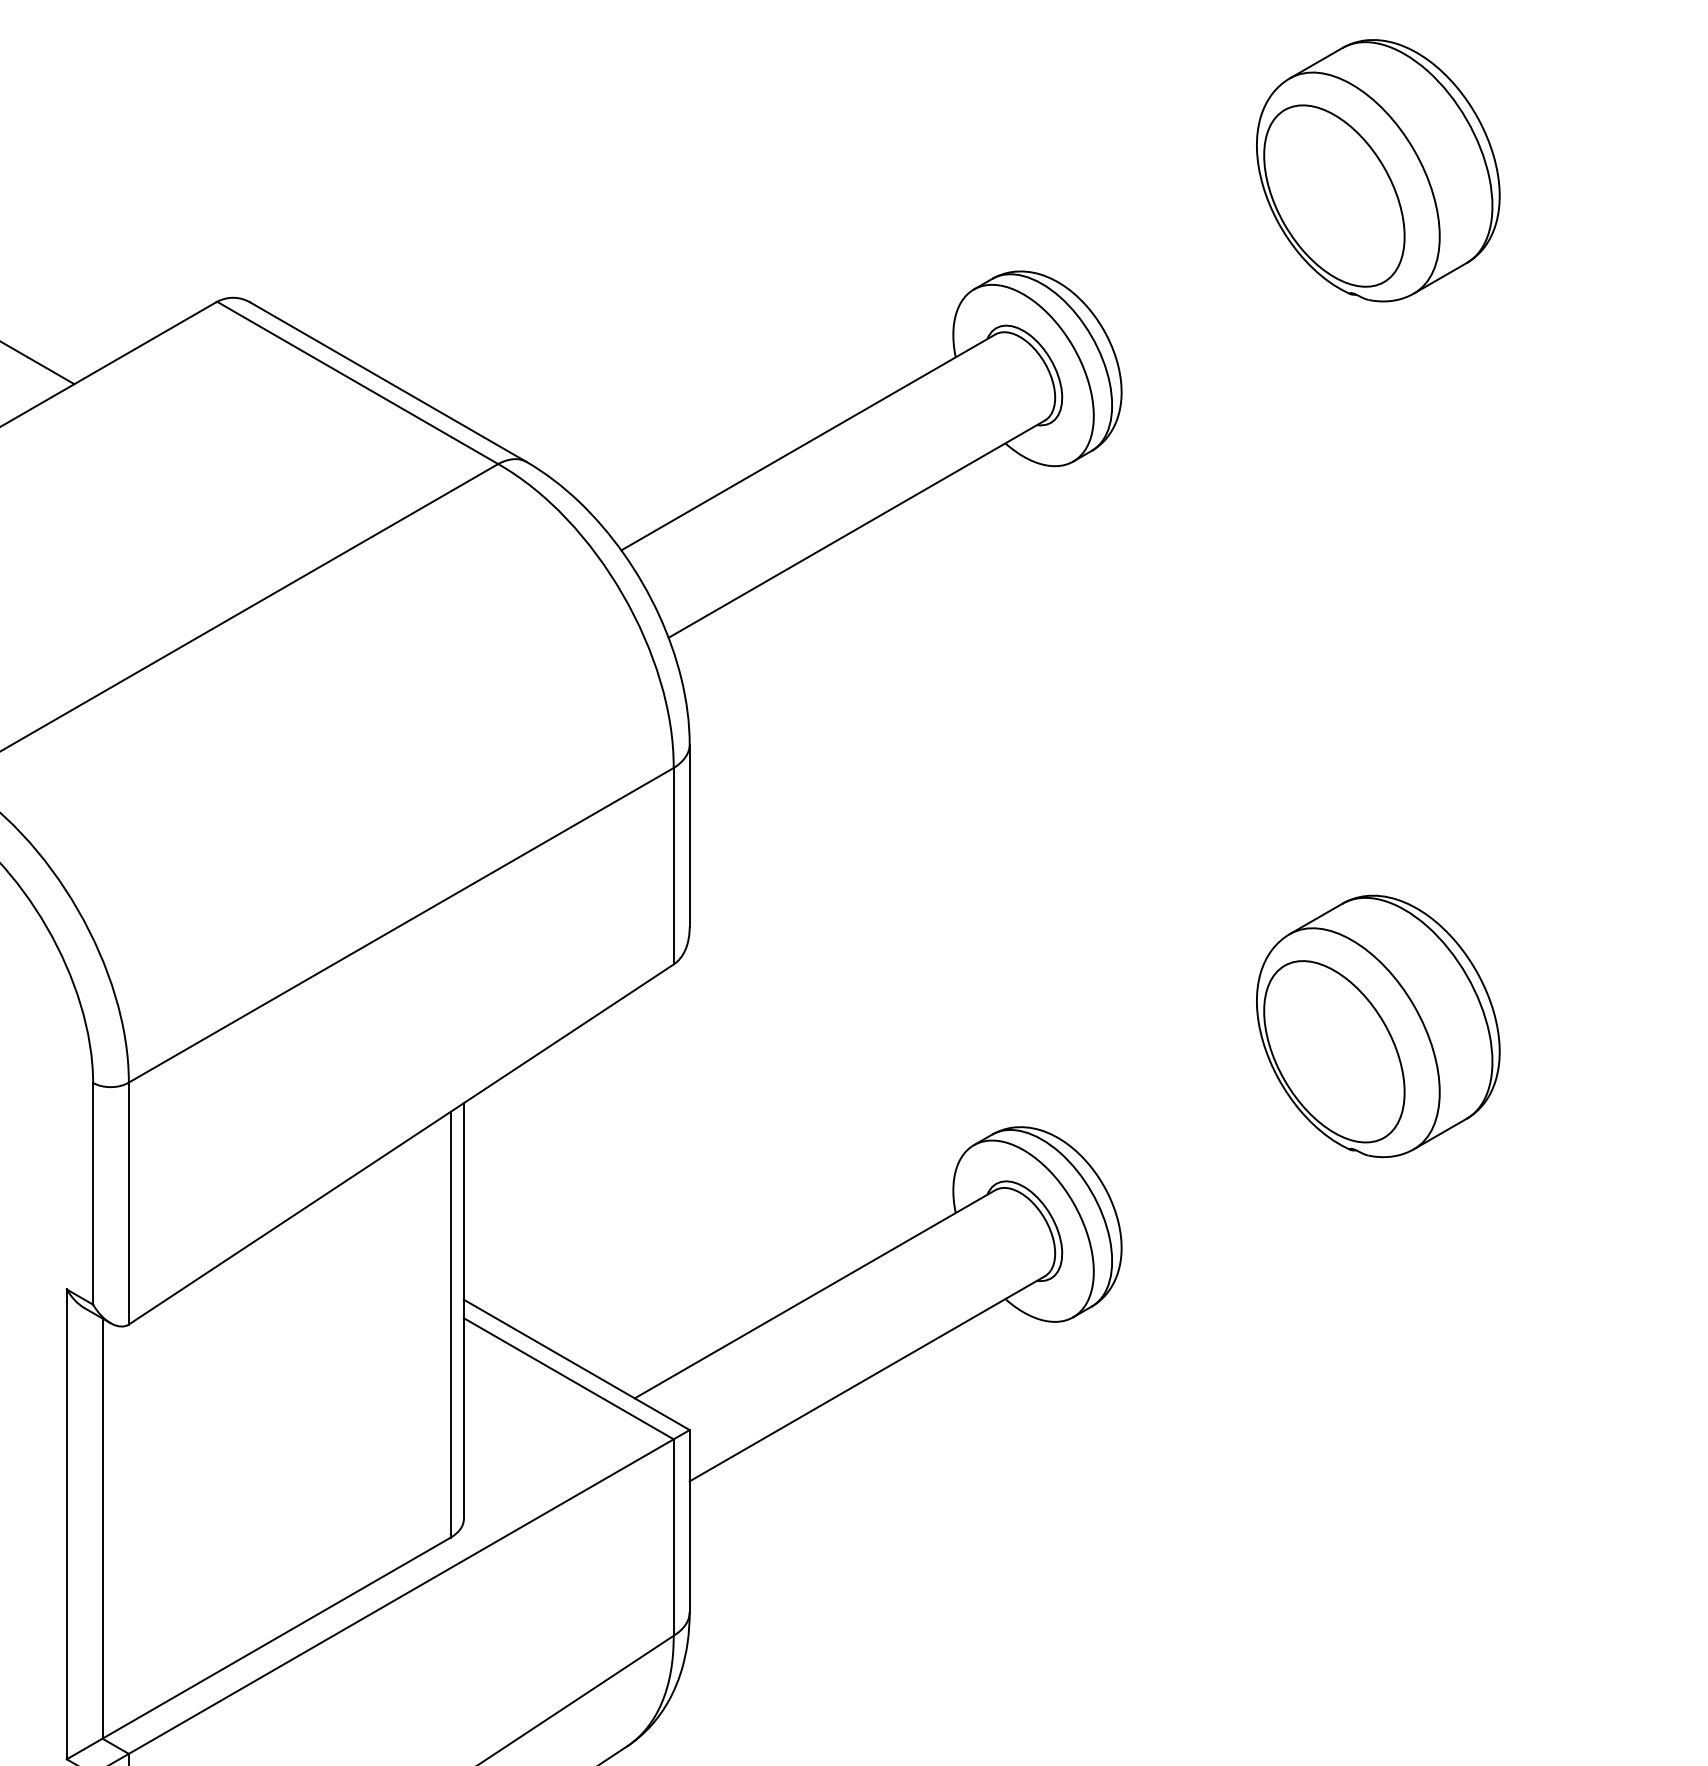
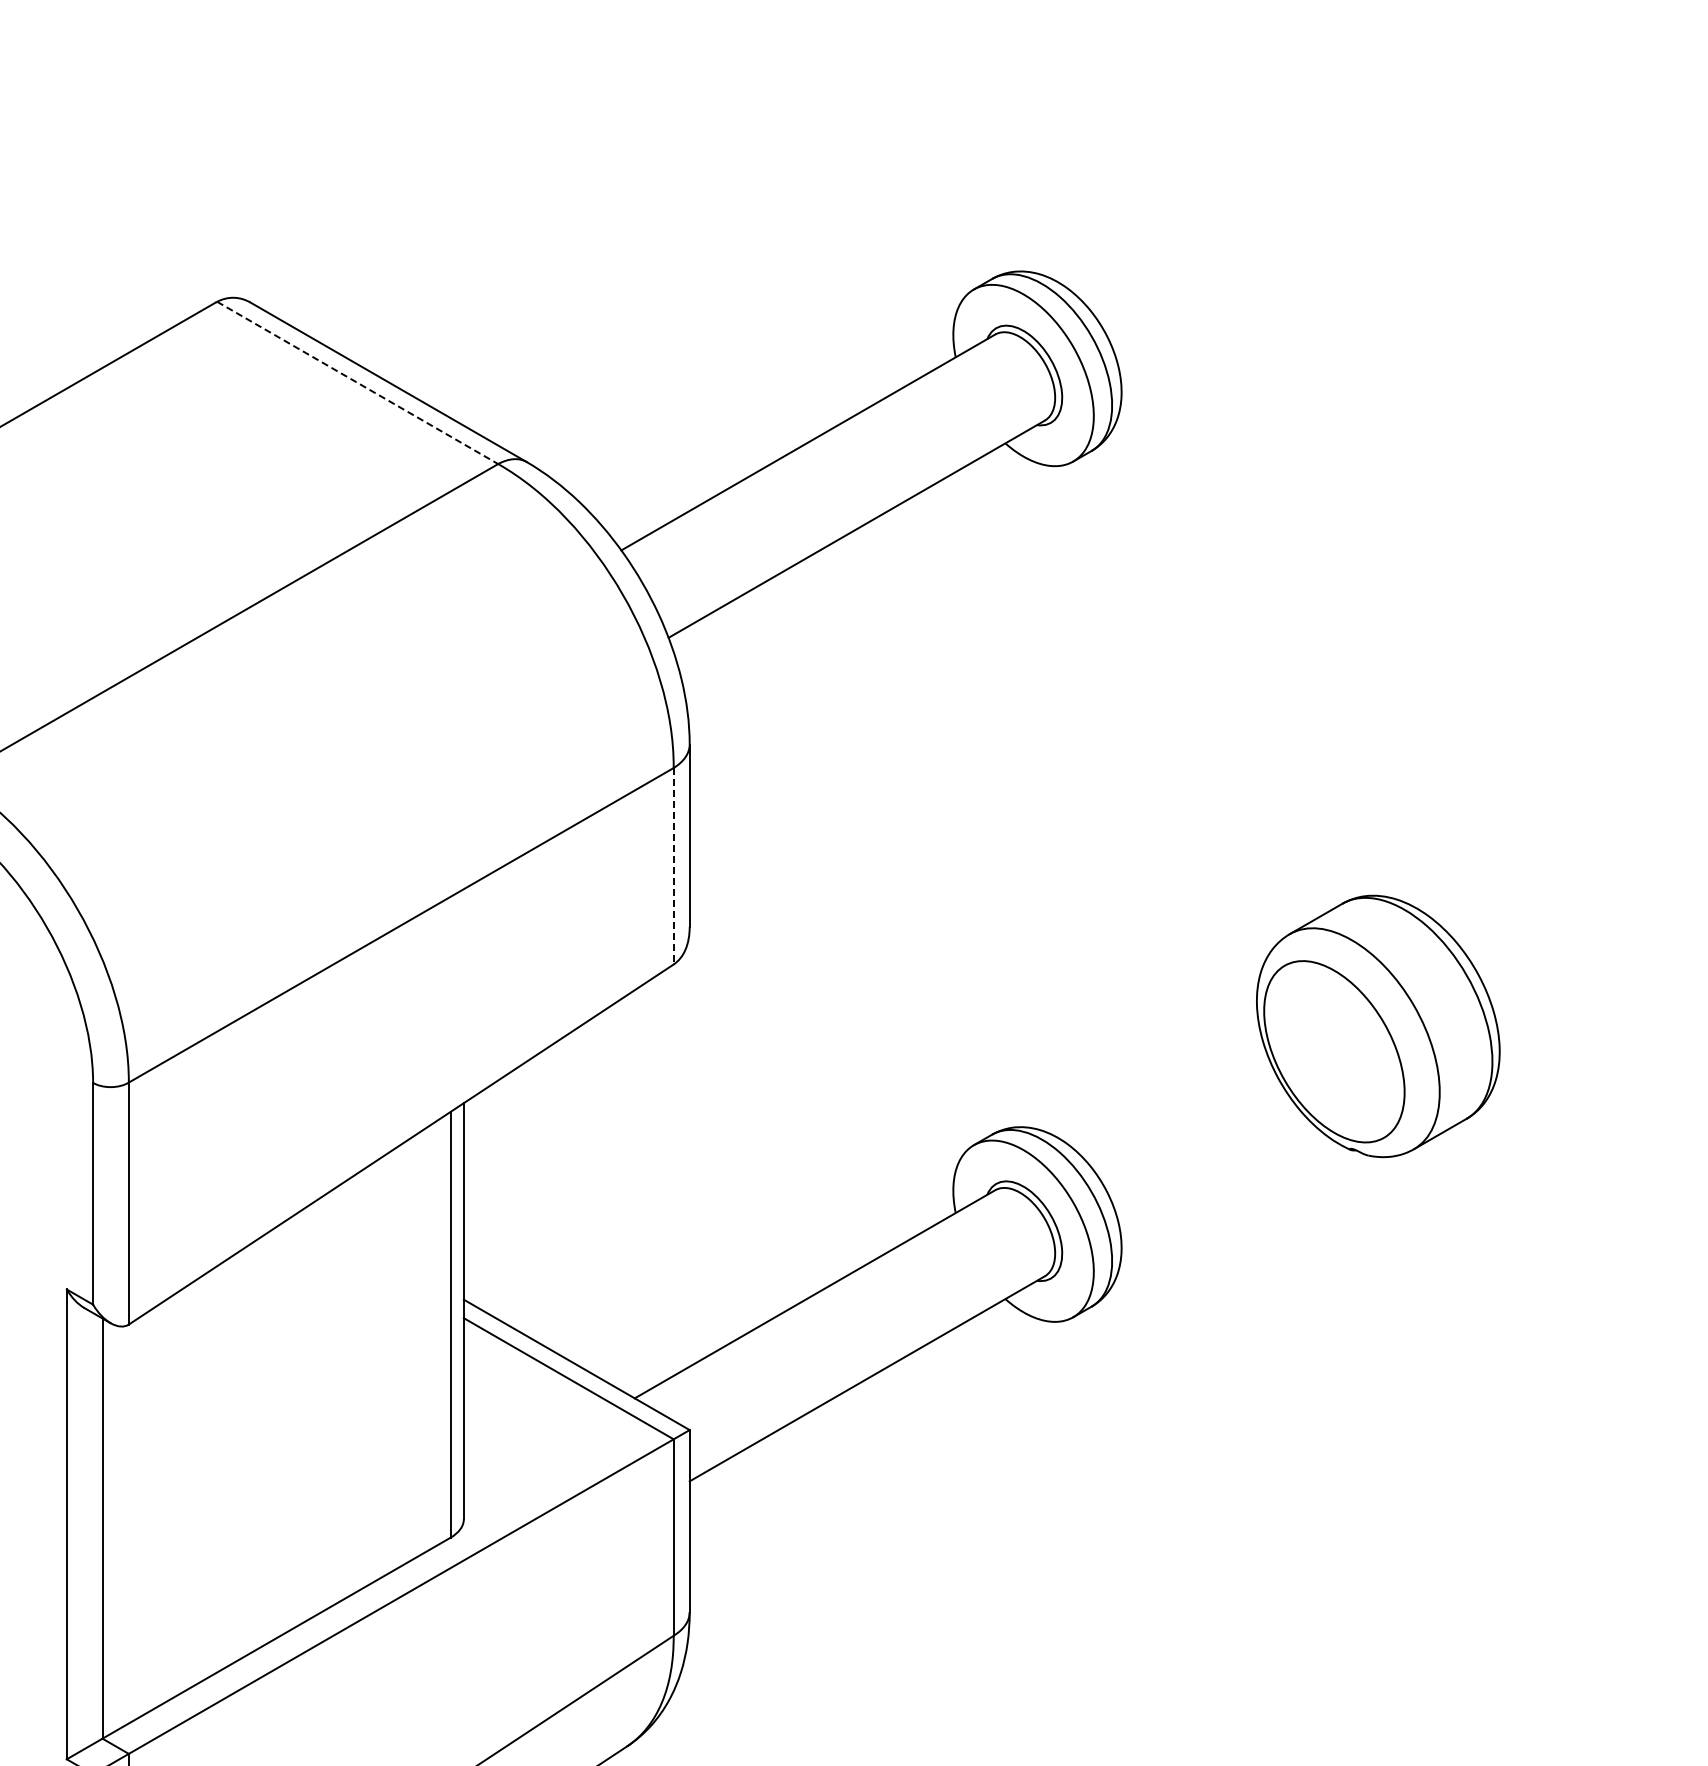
part: present -> none (1378, 170)
line: present -> none (38, 363)
line: solid -> dashed (358, 383)
line: solid -> dashed (673, 866)
